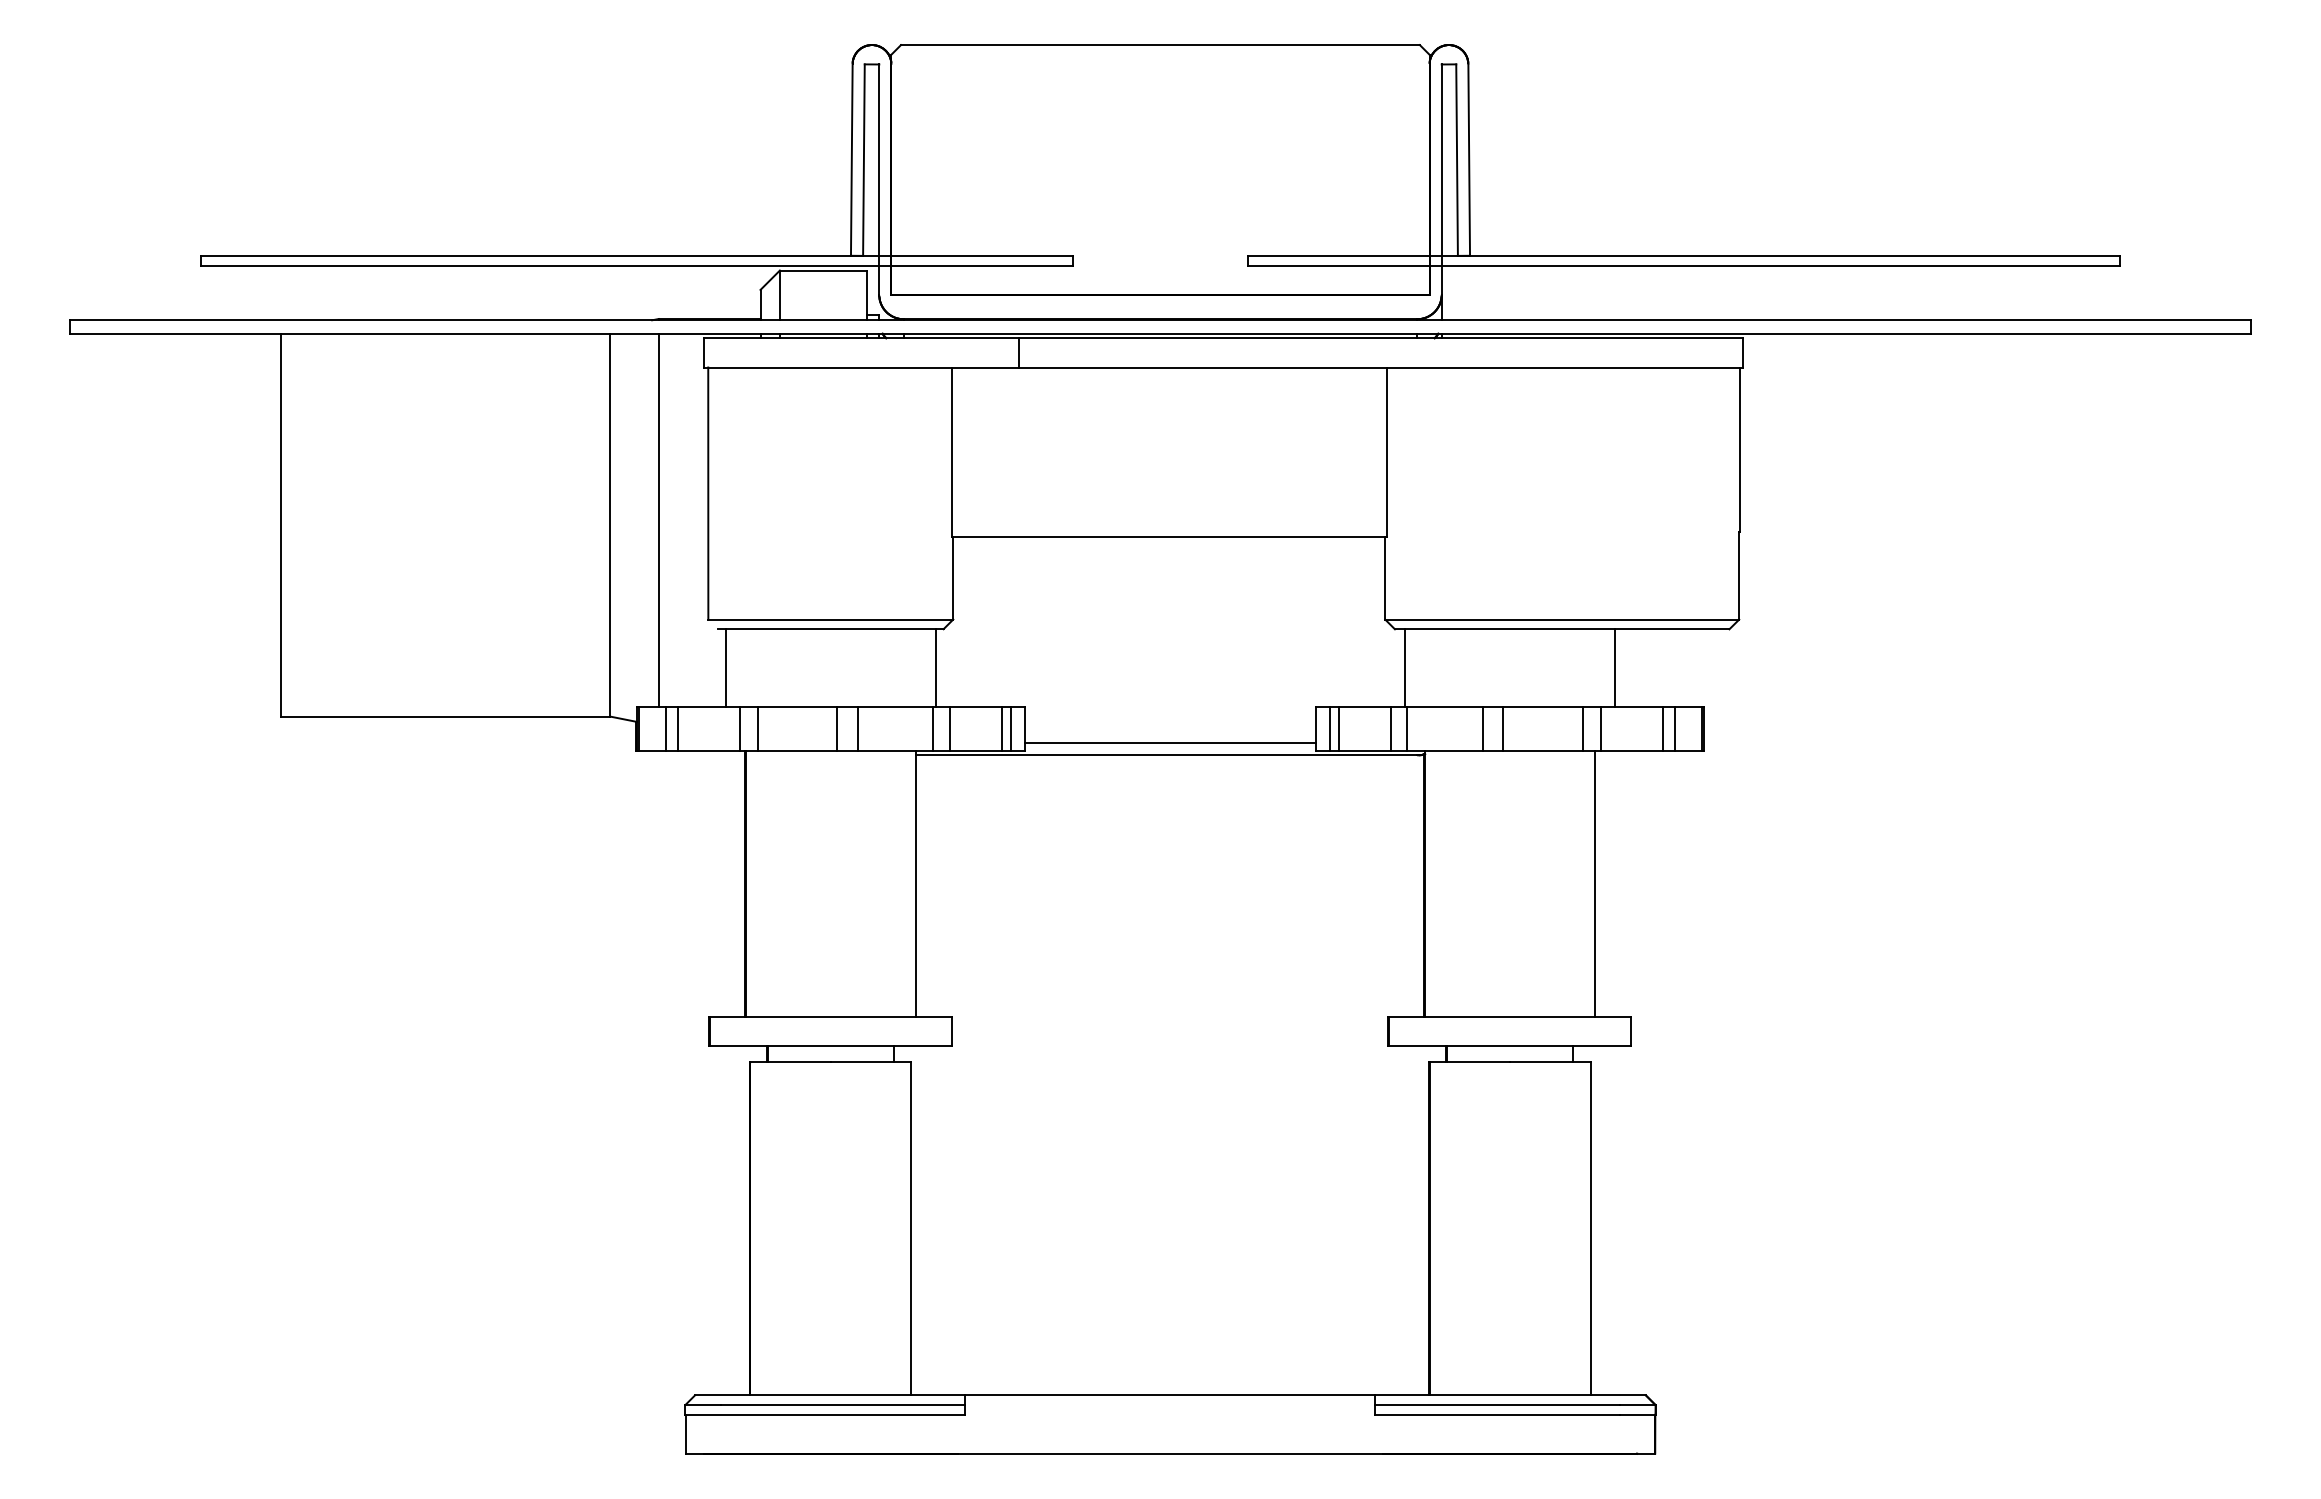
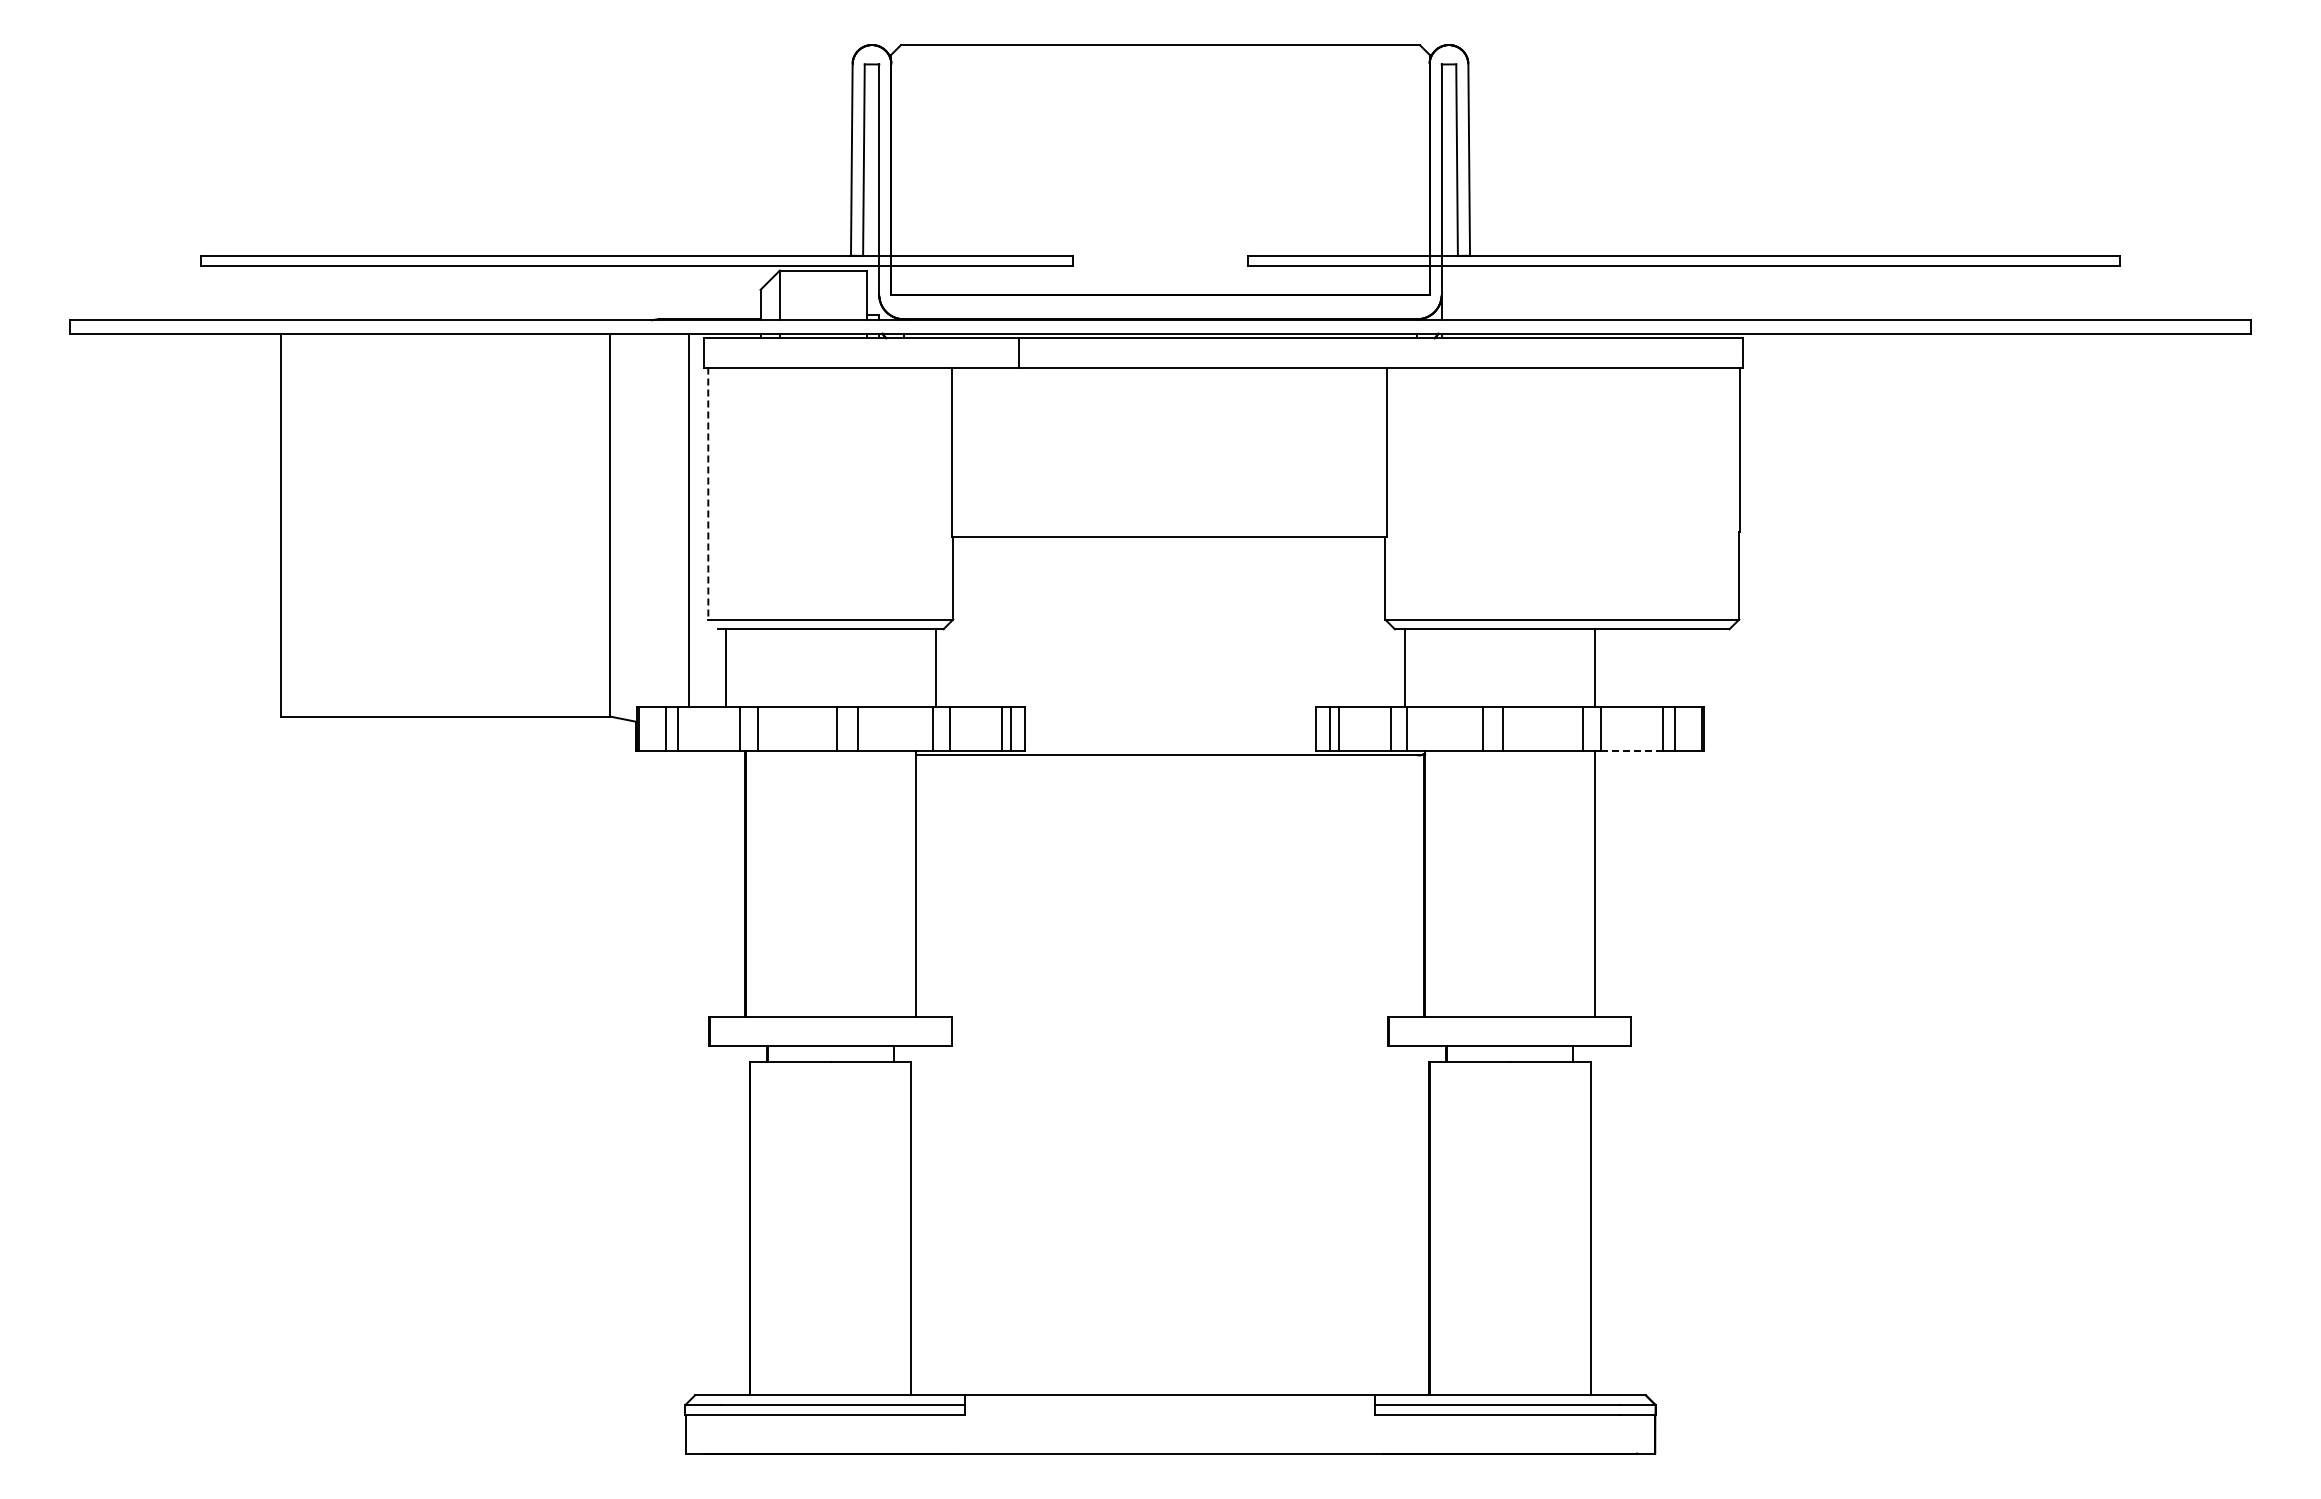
line: solid -> dashed (708, 494)
line position: (658, 519) -> (688, 519) (688, 519)
line position: (1614, 667) -> (1594, 667) (1594, 667)
line: present -> none (1170, 743)
line: solid -> dashed (1632, 750)
